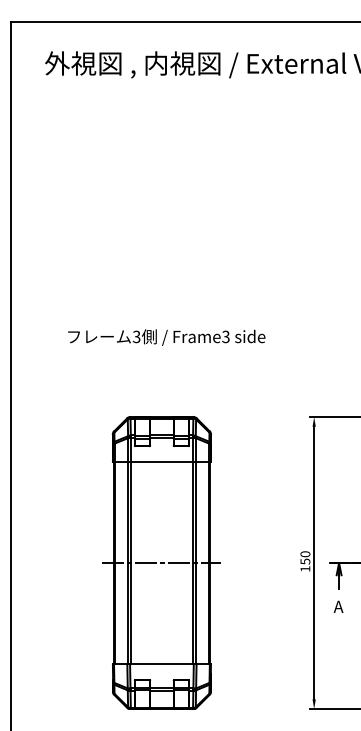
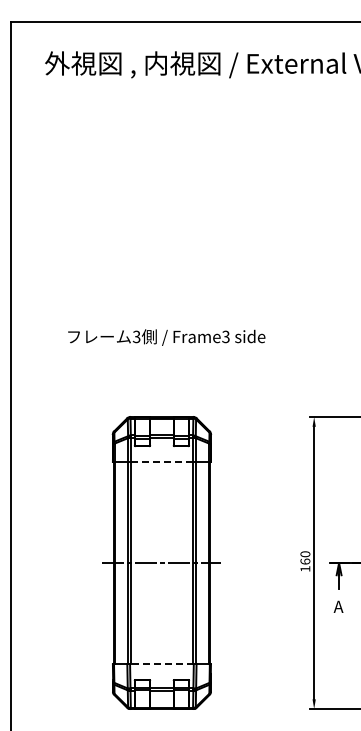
line: solid -> dashed (161, 461)
text: 150 -> 160 (305, 561)
line: solid -> dashed (161, 664)
